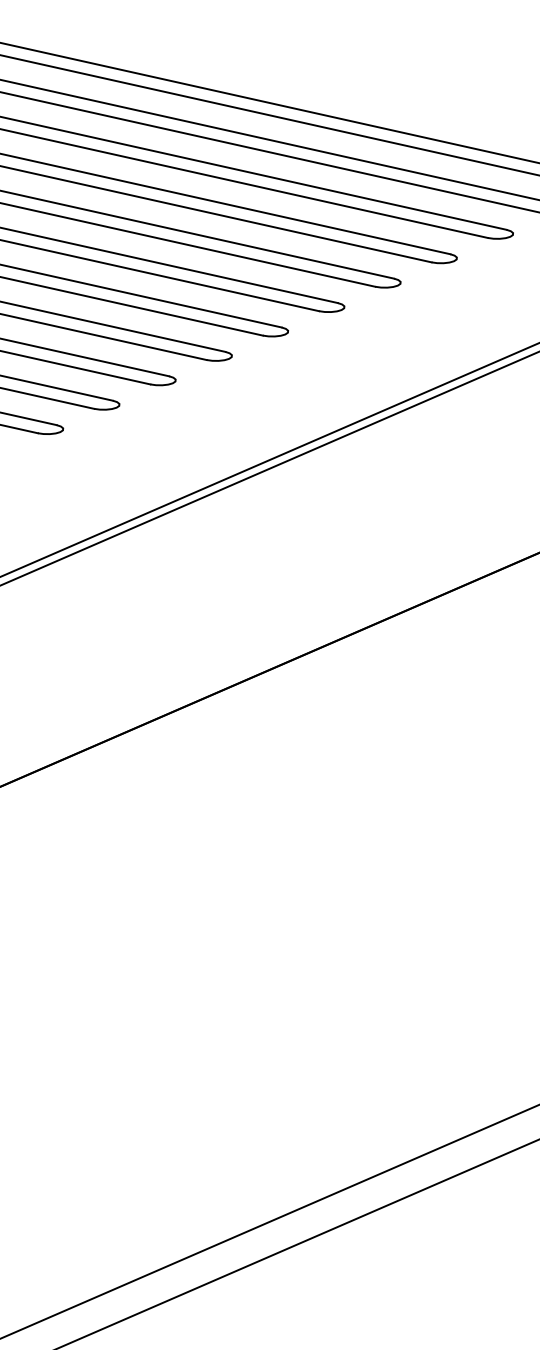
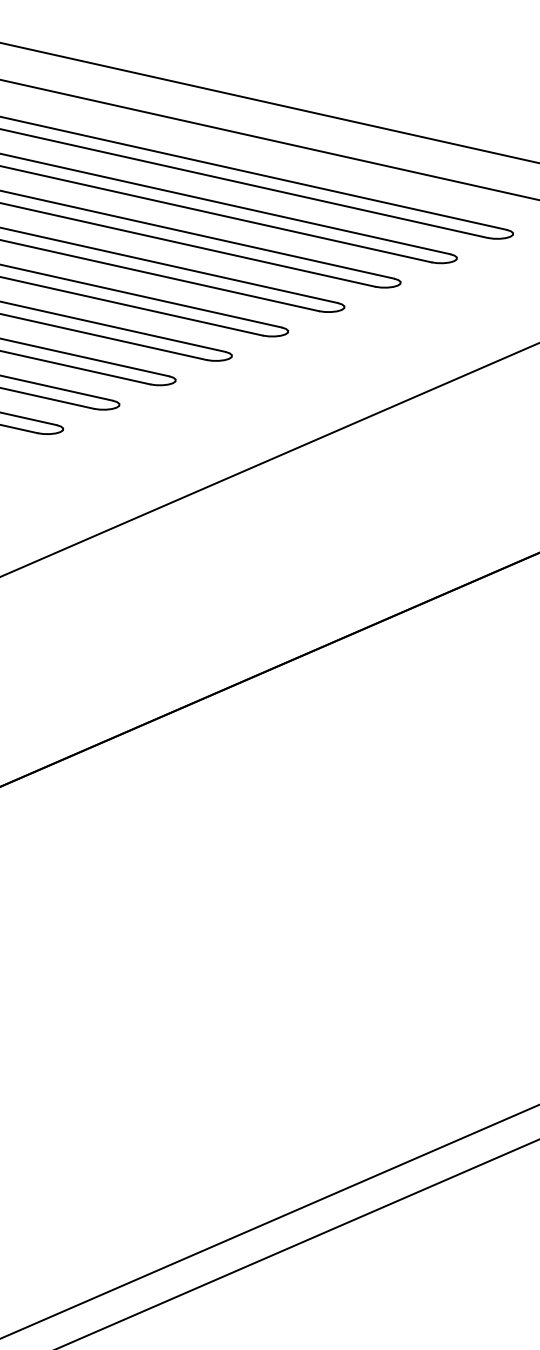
line: present -> none (269, 114)
line: present -> none (269, 151)
line: present -> none (269, 468)
